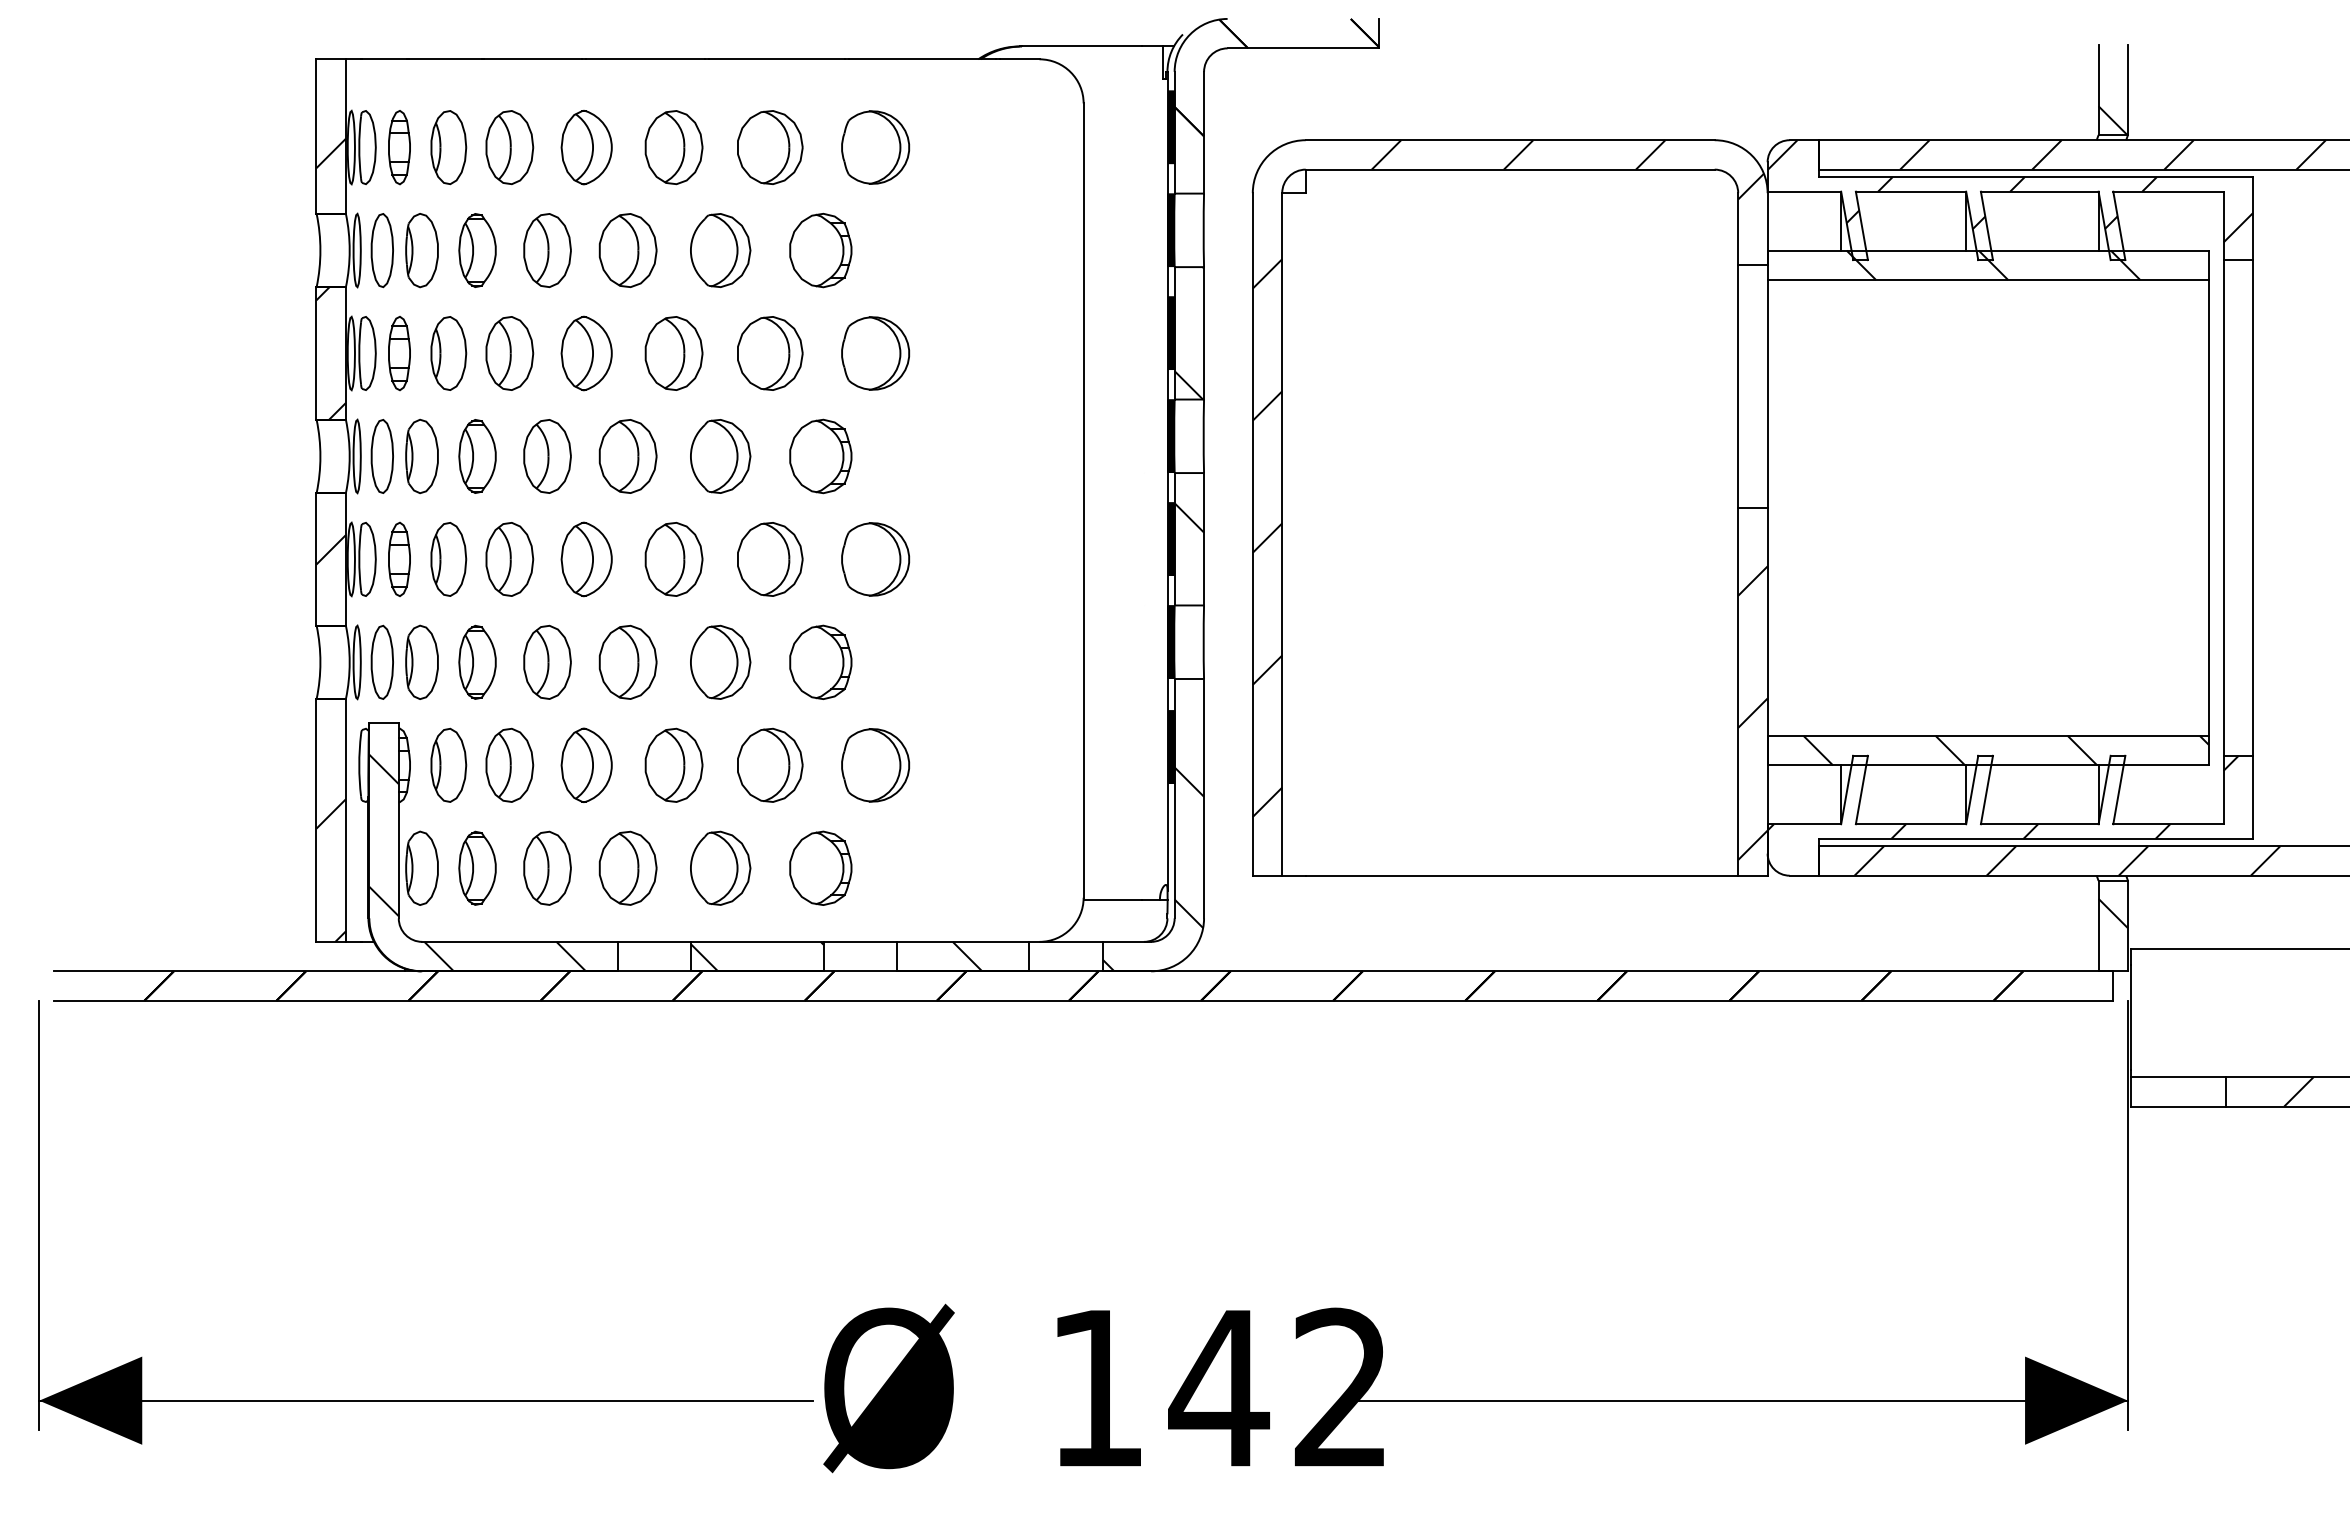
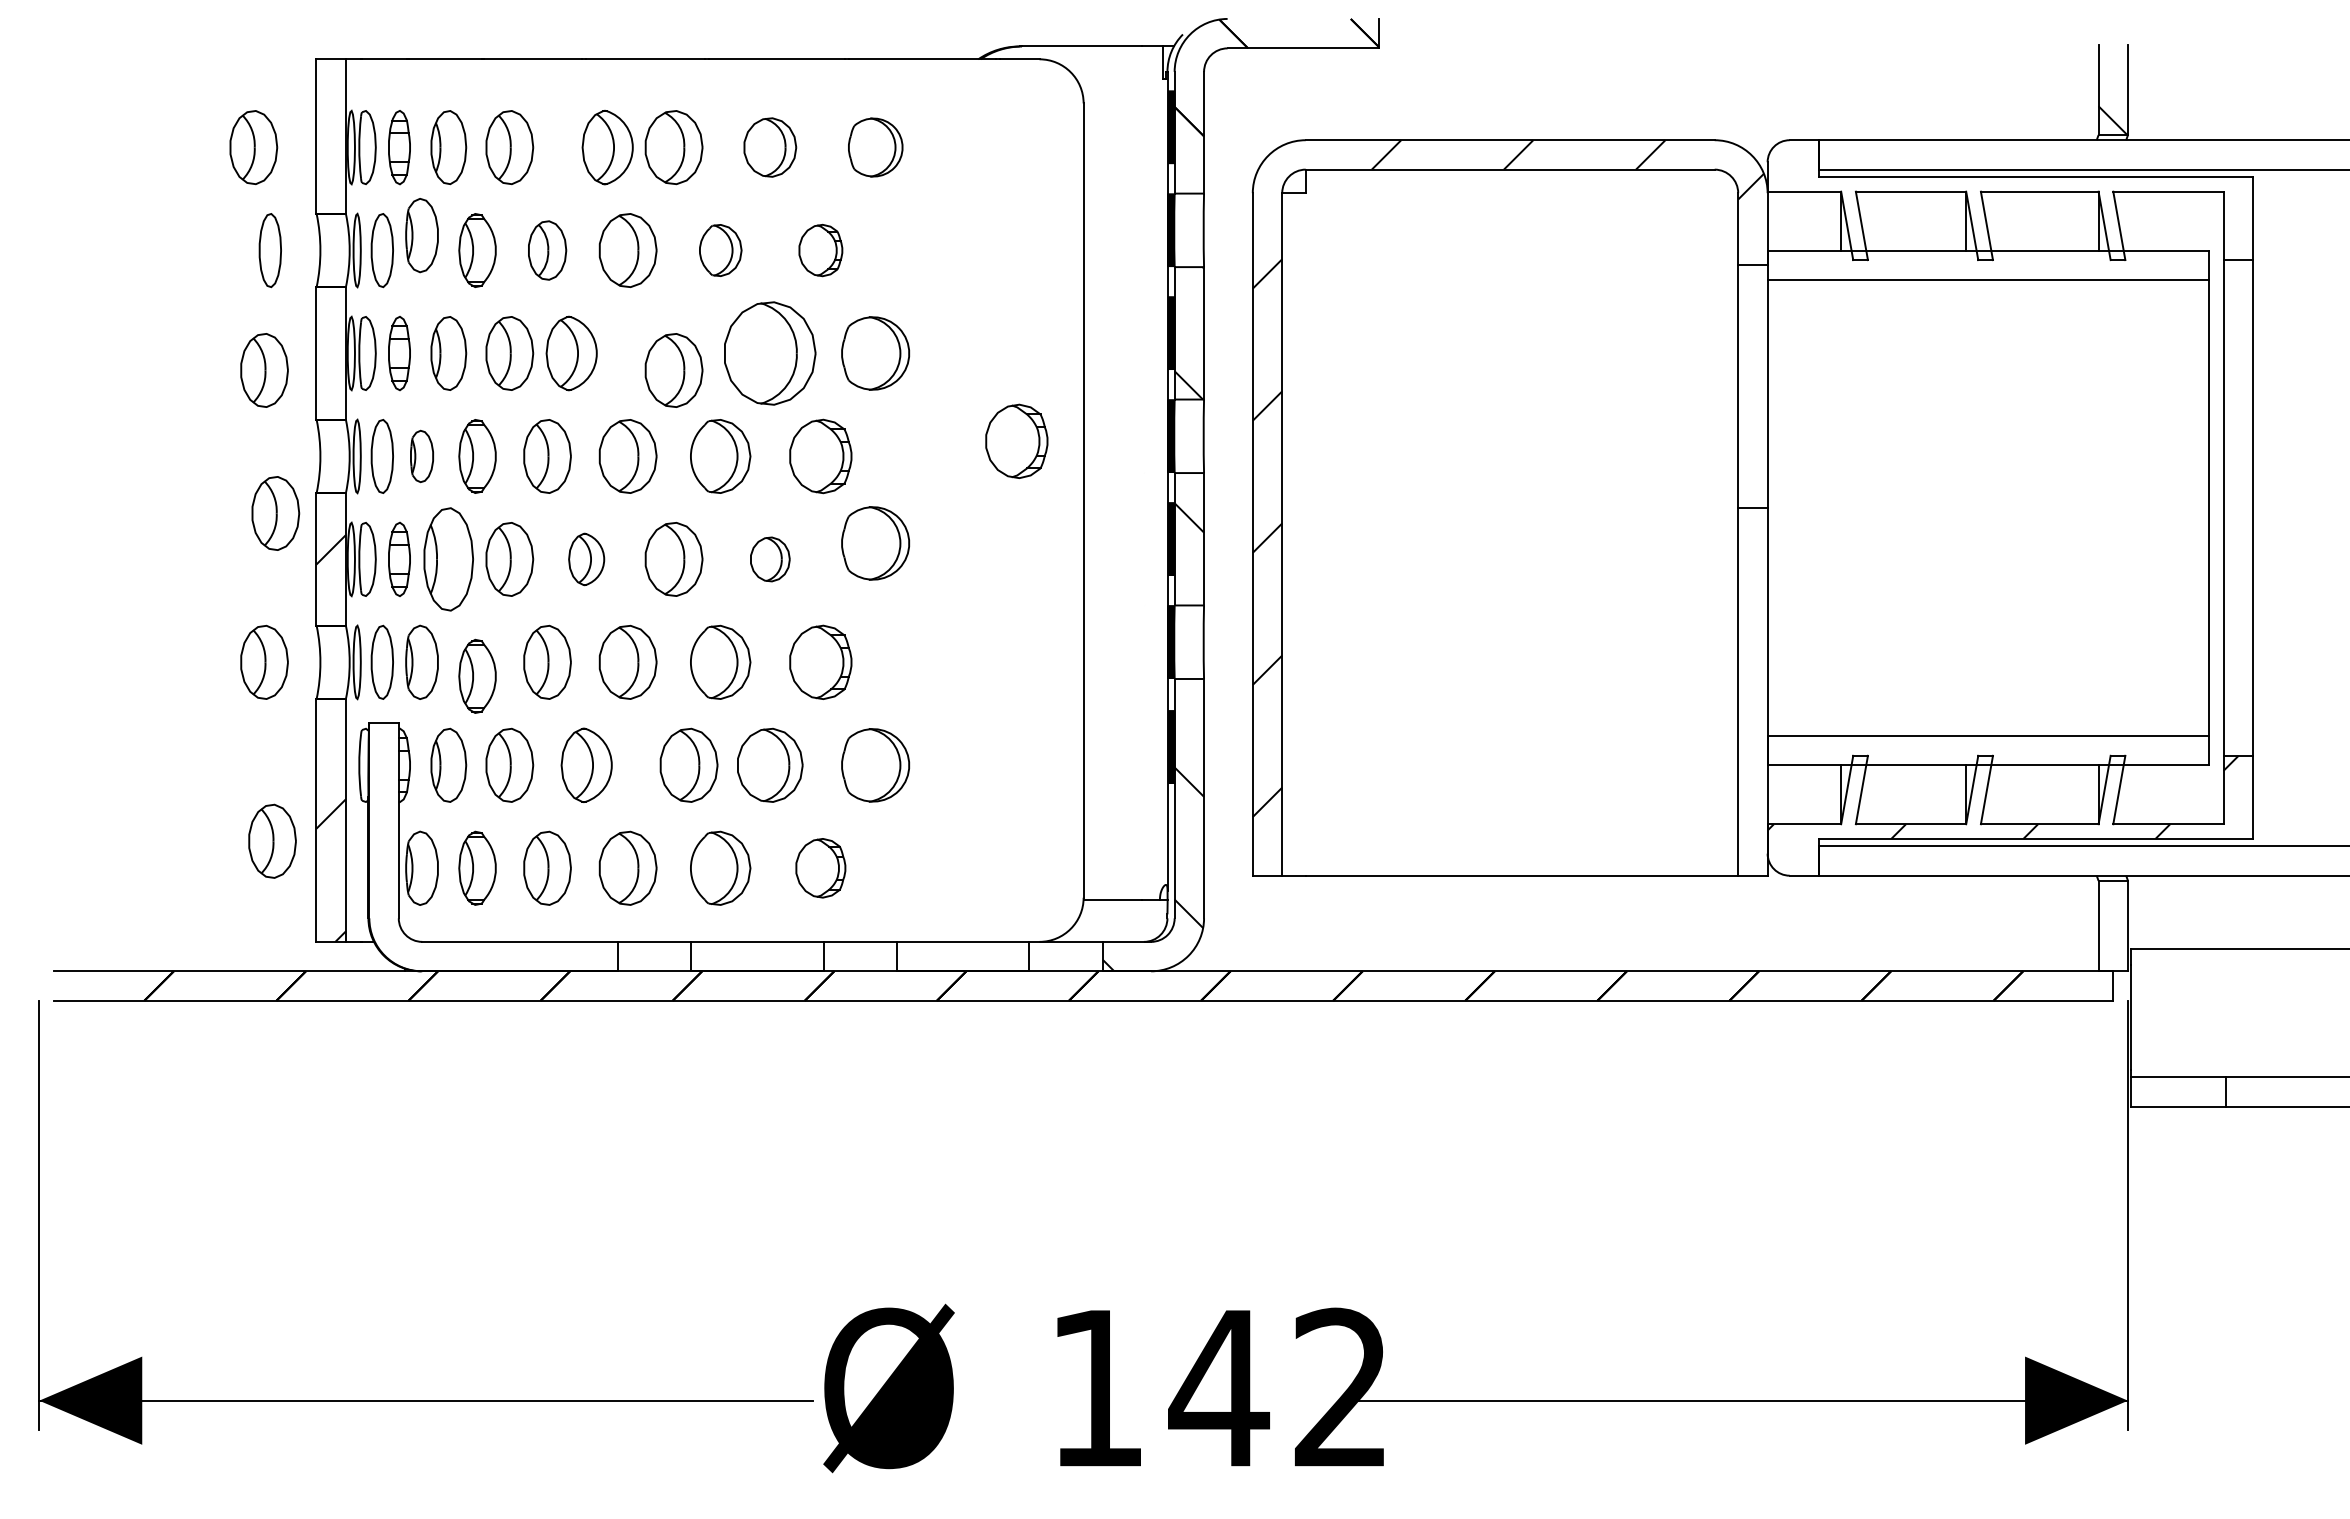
part: none -> present (253, 147)
part position: (586, 147) -> (607, 147) (607, 147)
part size: 67x75 px -> 55x61 px (770, 147)
part size: 70x75 px -> 56x61 px (875, 147)
hatch: present -> none (330, 153)
hatch: present -> none (2112, 154)
hatch: present -> none (2010, 191)
part: none -> present (269, 250)
part position: (421, 250) -> (421, 235) (421, 235)
part size: 49x75 px -> 40x61 px (547, 250)
part size: 62x75 px -> 44x53 px (720, 250)
part size: 64x77 px -> 46x54 px (820, 250)
hatch: present -> none (1993, 264)
hatch: present -> none (330, 353)
part position: (586, 353) -> (571, 353) (571, 353)
part position: (673, 353) -> (673, 370) (673, 370)
part size: 67x75 px -> 93x105 px (770, 353)
part: none -> present (264, 370)
part: none -> present (1016, 440)
part size: 34x77 px -> 24x55 px (421, 456)
part: none -> present (275, 513)
part size: 38x75 px -> 51x105 px (448, 559)
part size: 53x77 px -> 38x55 px (586, 559)
part size: 67x75 px -> 41x47 px (770, 559)
part position: (875, 559) -> (875, 543) (875, 543)
part: none -> present (264, 661)
part position: (477, 661) -> (477, 675) (477, 675)
hatch: present -> none (1752, 712)
hatch: present -> none (2005, 750)
part position: (673, 764) -> (688, 764) (688, 764)
part: none -> present (272, 840)
hatch: present -> none (2067, 860)
hatch: present -> none (477, 862)
part size: 64x76 px -> 52x61 px (820, 868)
hatch: present -> none (2113, 913)
hatch: present -> none (756, 956)
hatch: present -> none (967, 956)
hatch: present -> none (2298, 1091)
